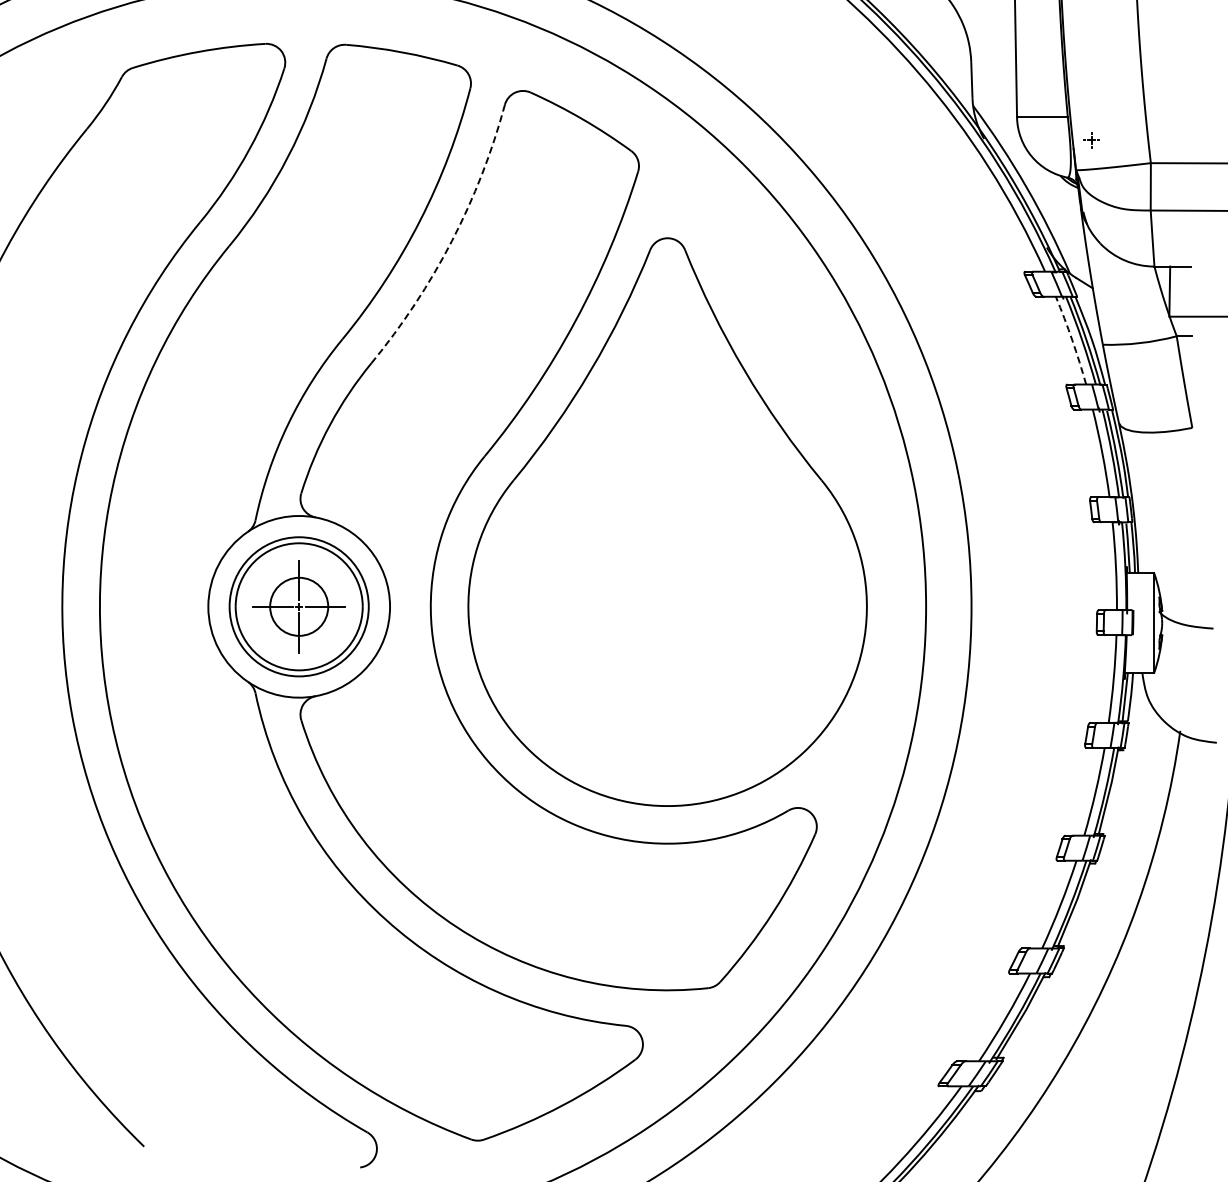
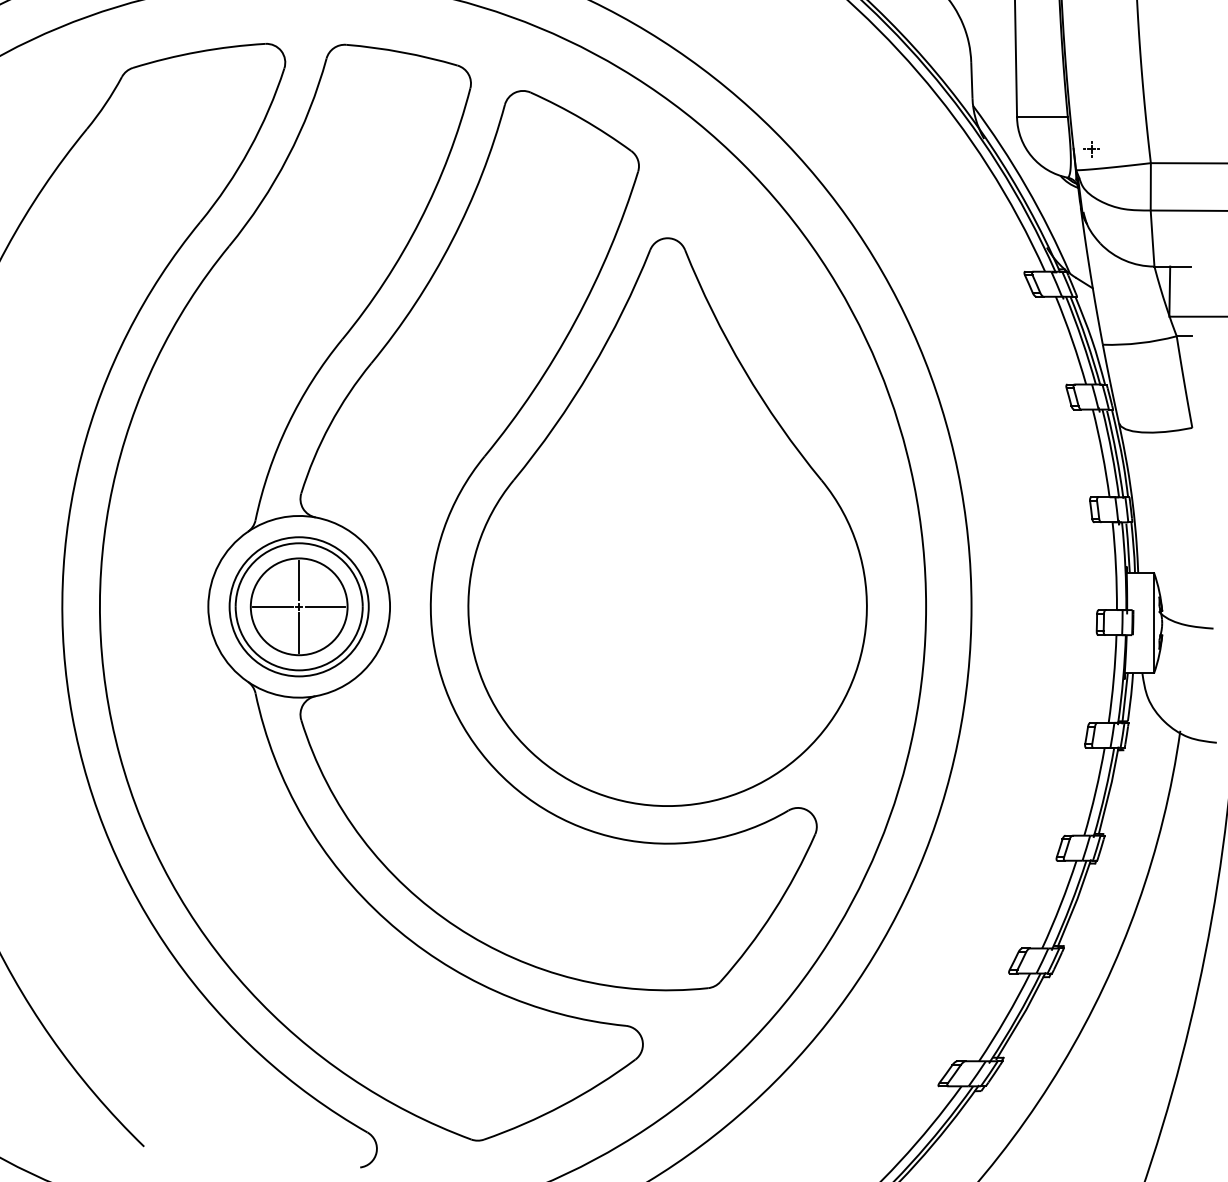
part position: (1091, 140) -> (1091, 149) (1091, 149)
arc: dashed -> solid (451, 241)
arc: dashed -> solid (1072, 340)
circle diameter: 58 px -> 97 px (298, 606)
